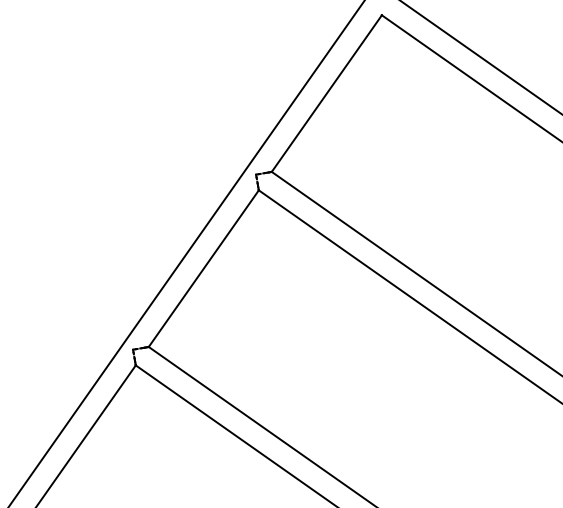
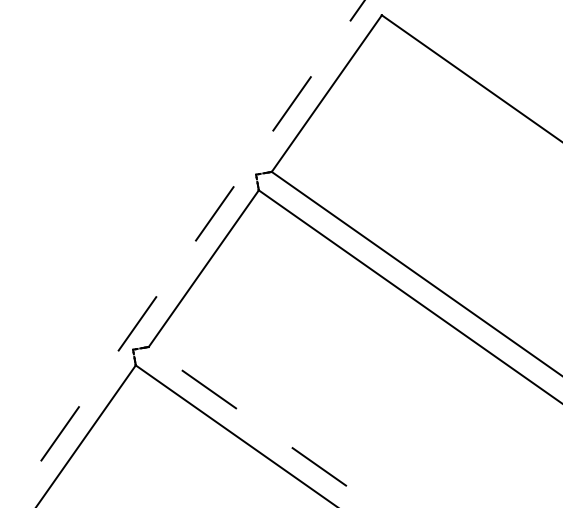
line: present -> none (480, 57)
line: solid -> dashed (186, 254)
line: solid -> dashed (263, 427)
